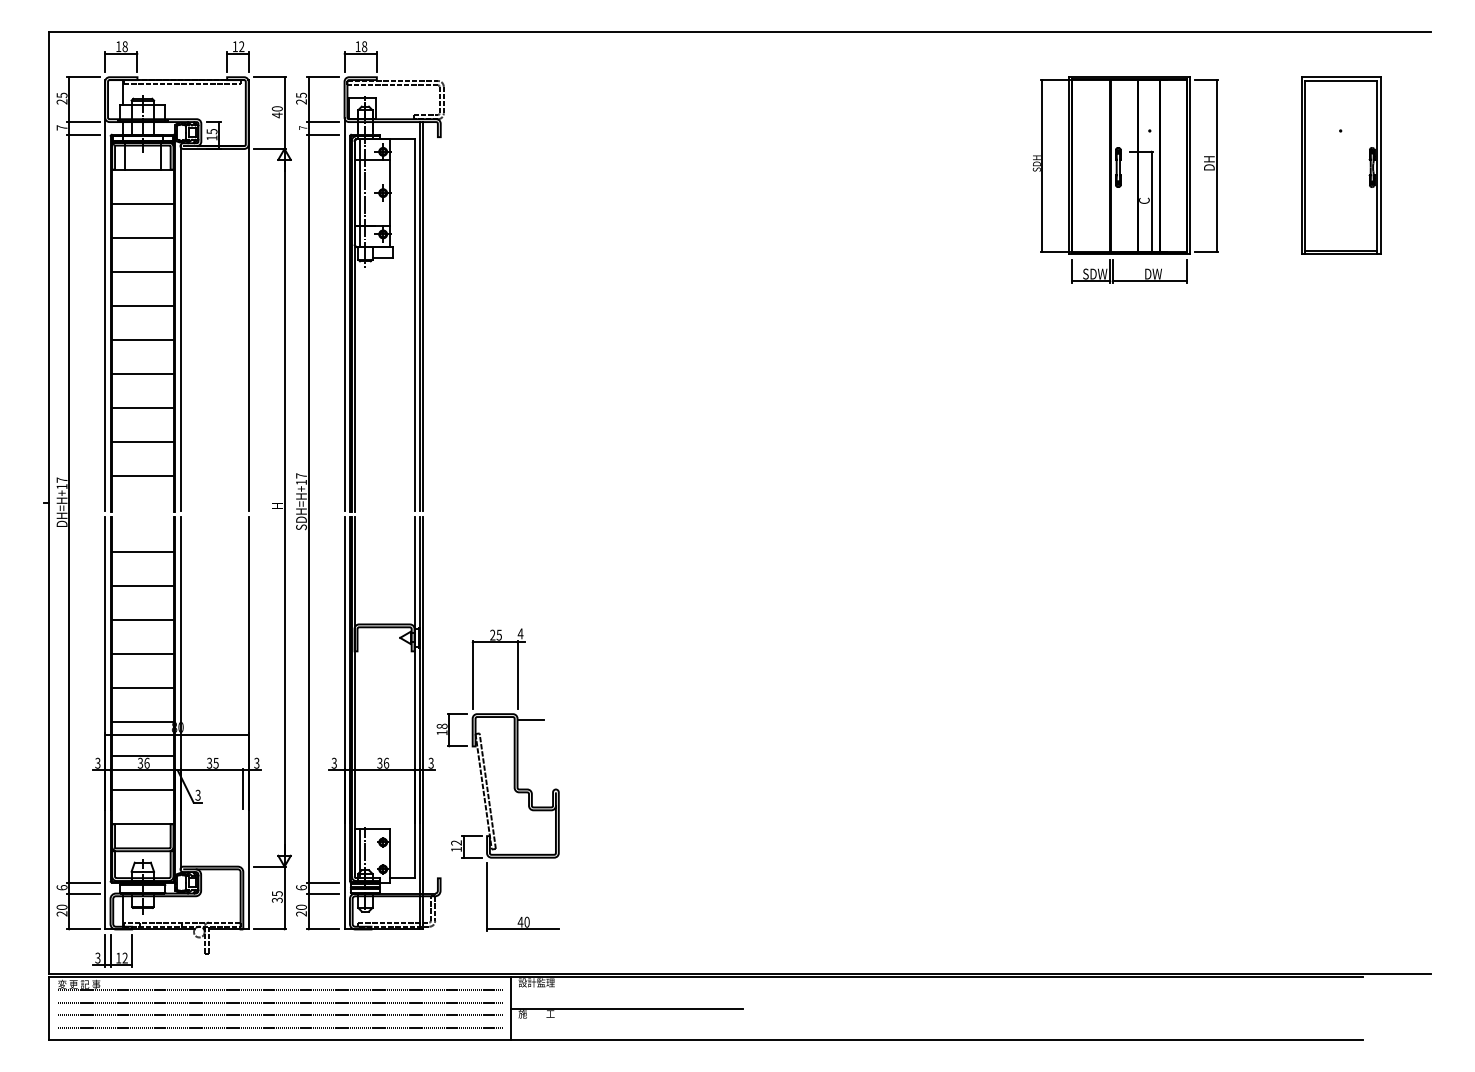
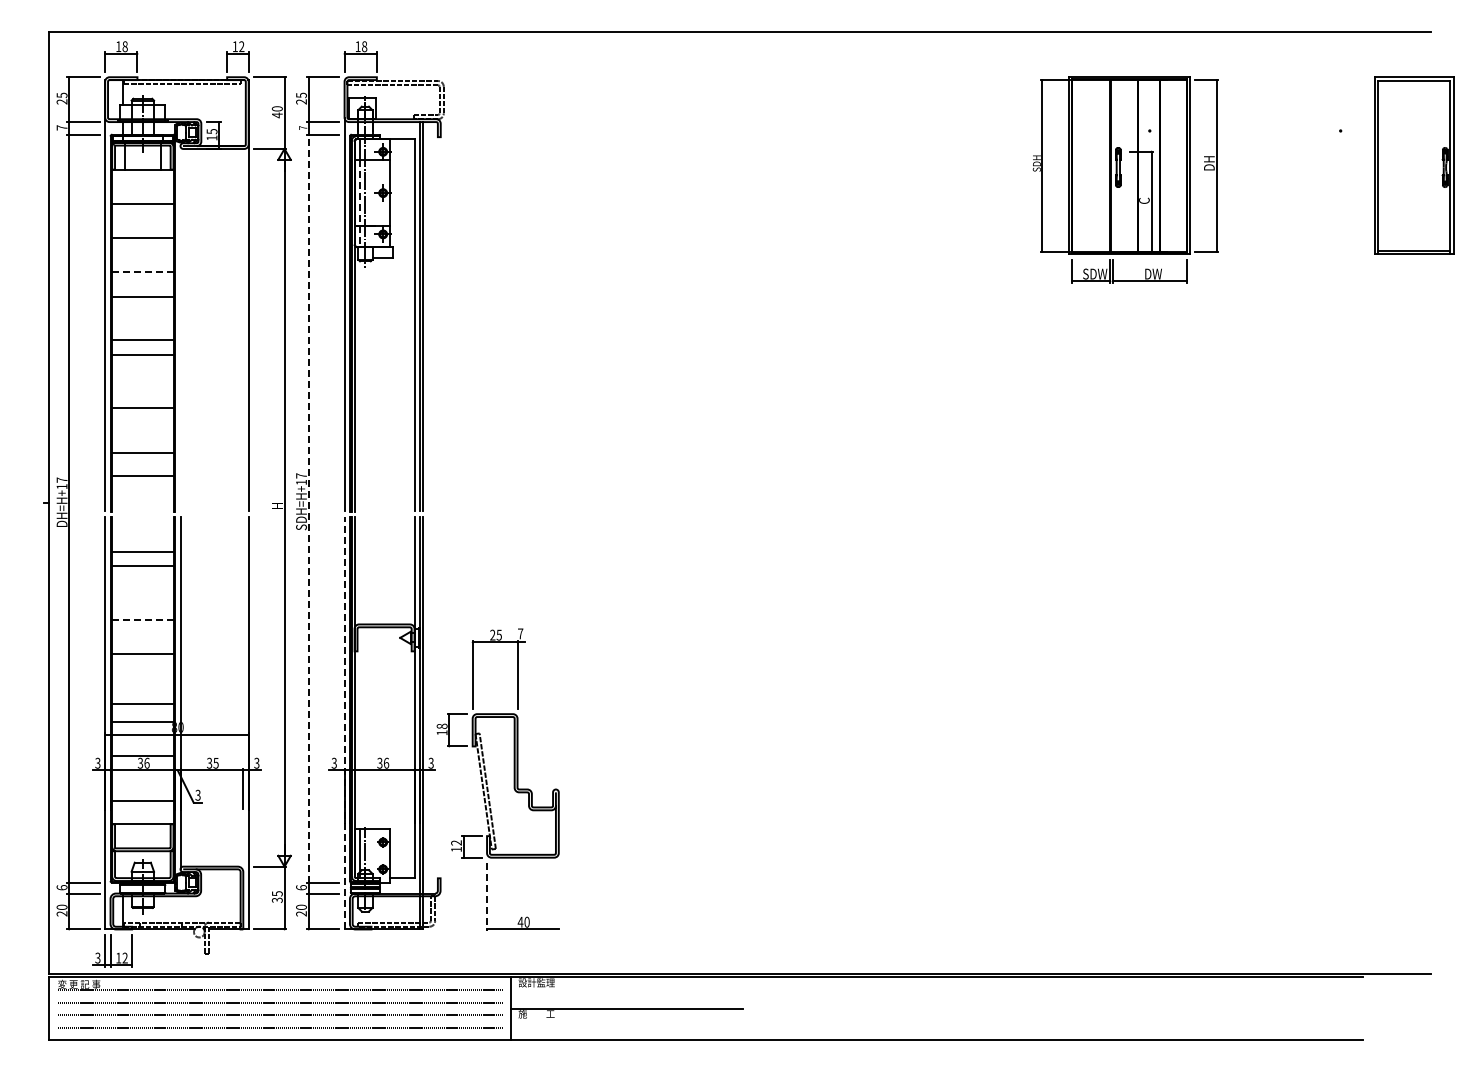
part position: (1341, 165) -> (1414, 165) (1414, 165)
line: solid -> dashed (360, 204)
line: solid -> dashed (143, 271)
line position: (142, 305) -> (142, 296) (142, 296)
line: present -> none (180, 328)
line position: (142, 374) -> (142, 355) (142, 355)
line position: (142, 442) -> (142, 453) (142, 453)
line: solid -> dashed (308, 508)
line position: (142, 585) -> (142, 565) (142, 565)
line: solid -> dashed (143, 619)
text: 4 -> 7 (520, 633)
line position: (142, 687) -> (142, 703) (142, 703)
line: present -> none (530, 719)
line: solid -> dashed (344, 722)
line position: (142, 790) -> (142, 801) (142, 801)
line: solid -> dashed (487, 897)
